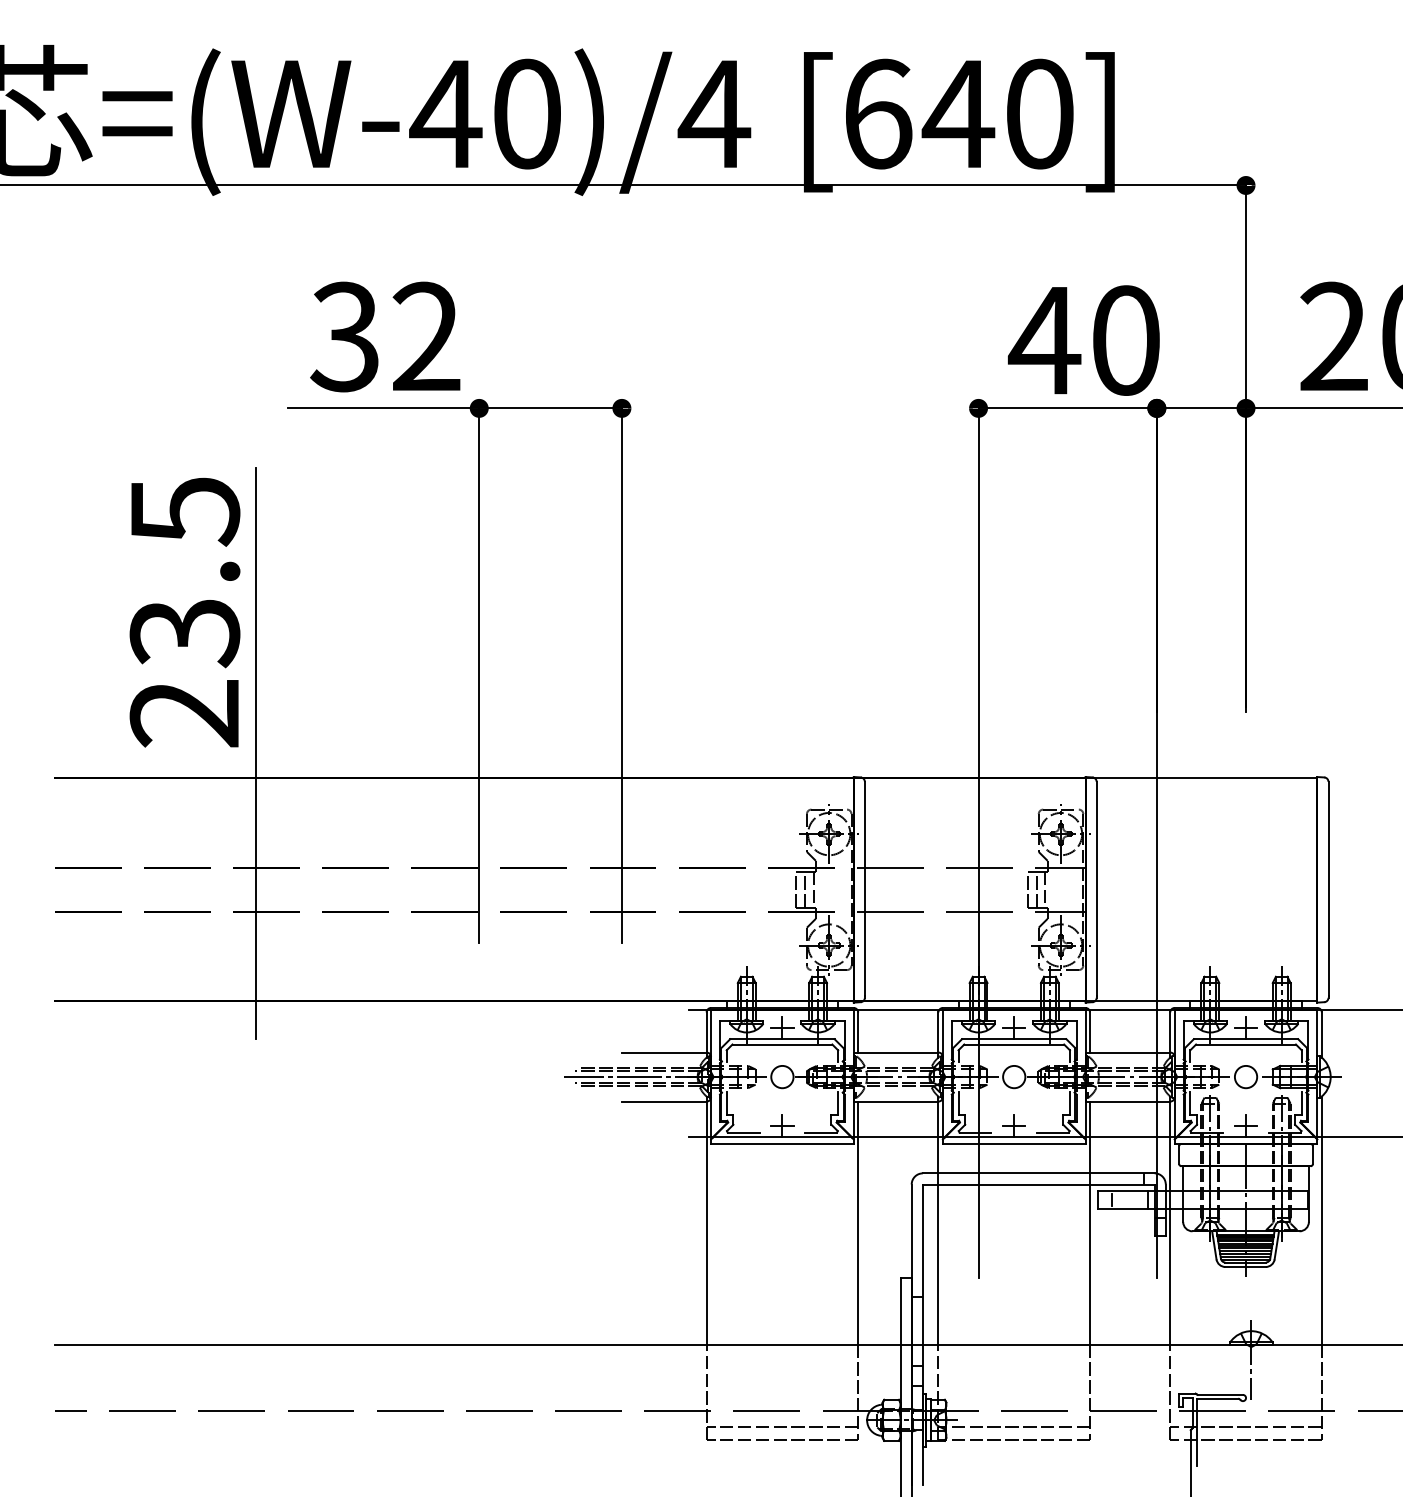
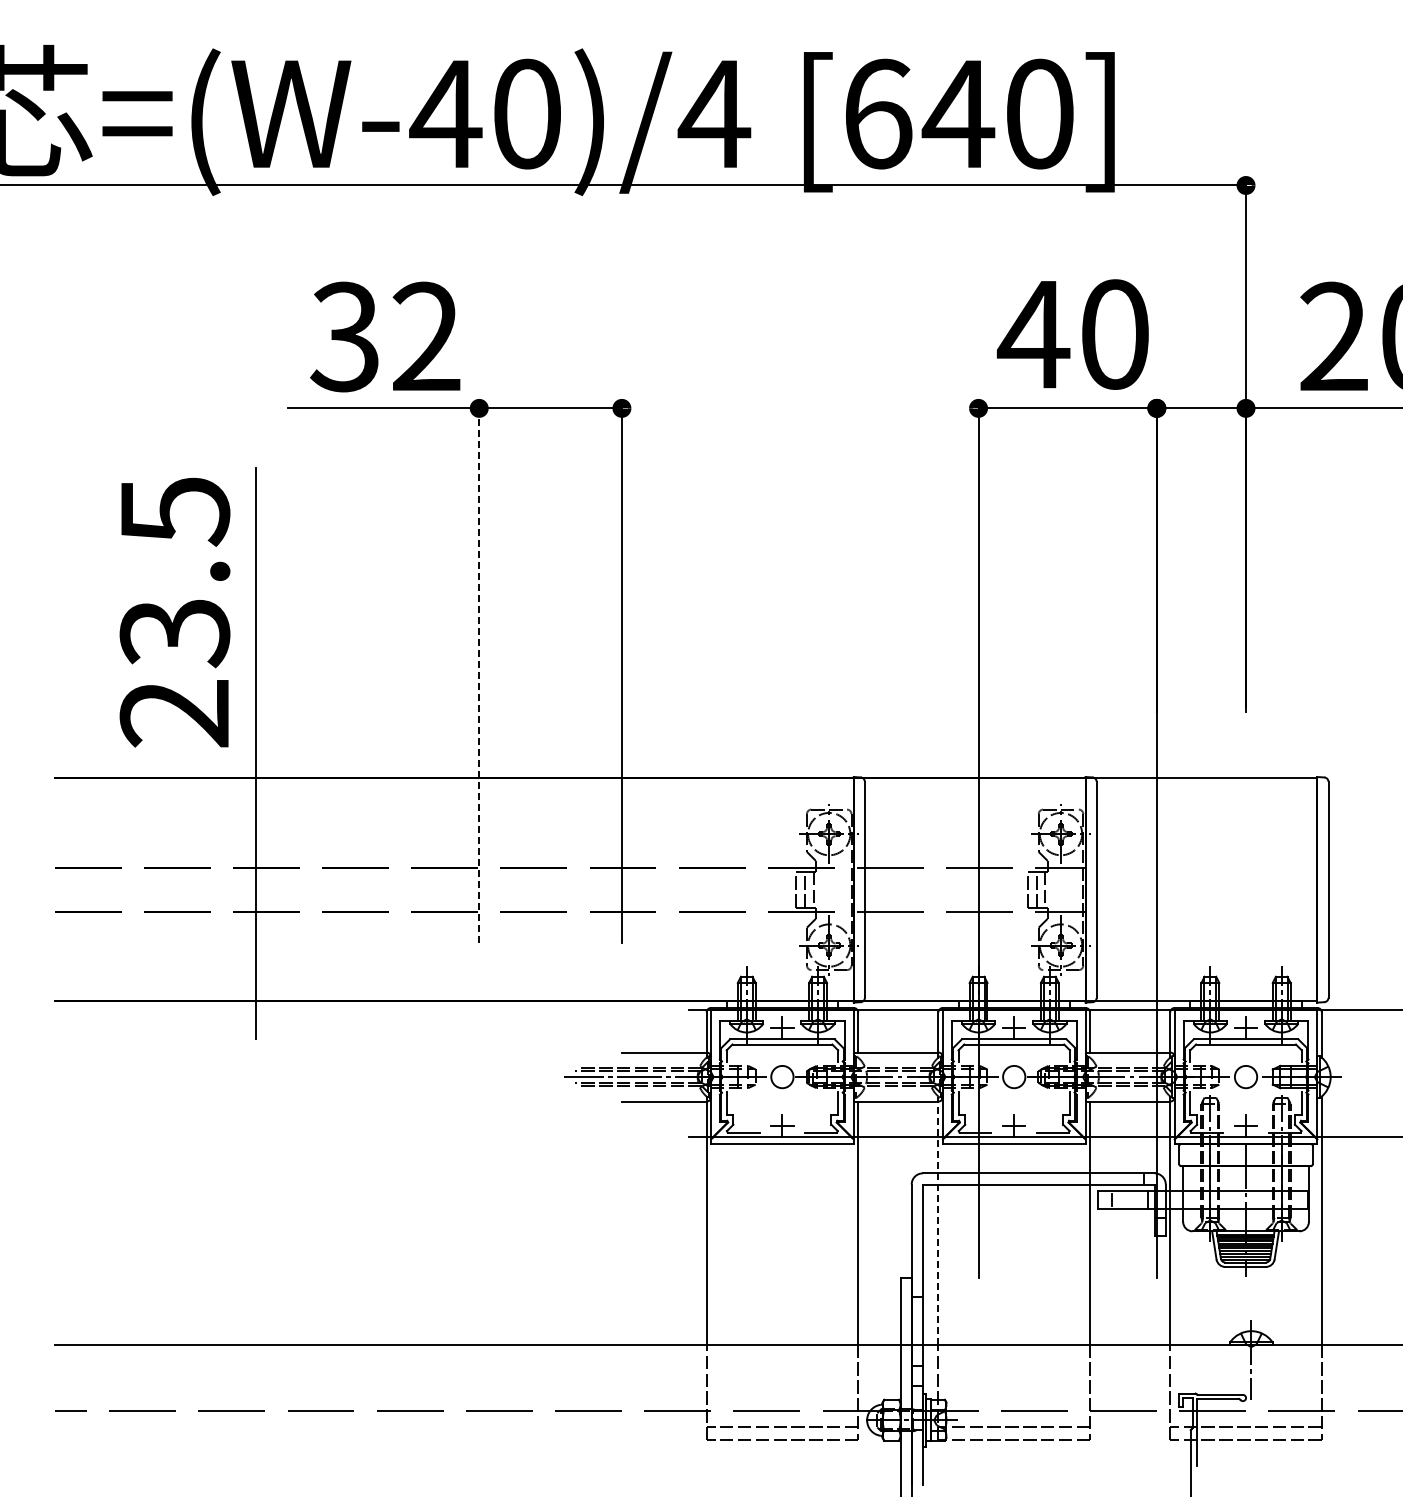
text position: (1083, 340) -> (1072, 334) (1072, 334)
text position: (184, 612) -> (174, 612) (174, 612)
line: solid -> dashed (479, 673)
line: solid -> dashed (938, 1220)
